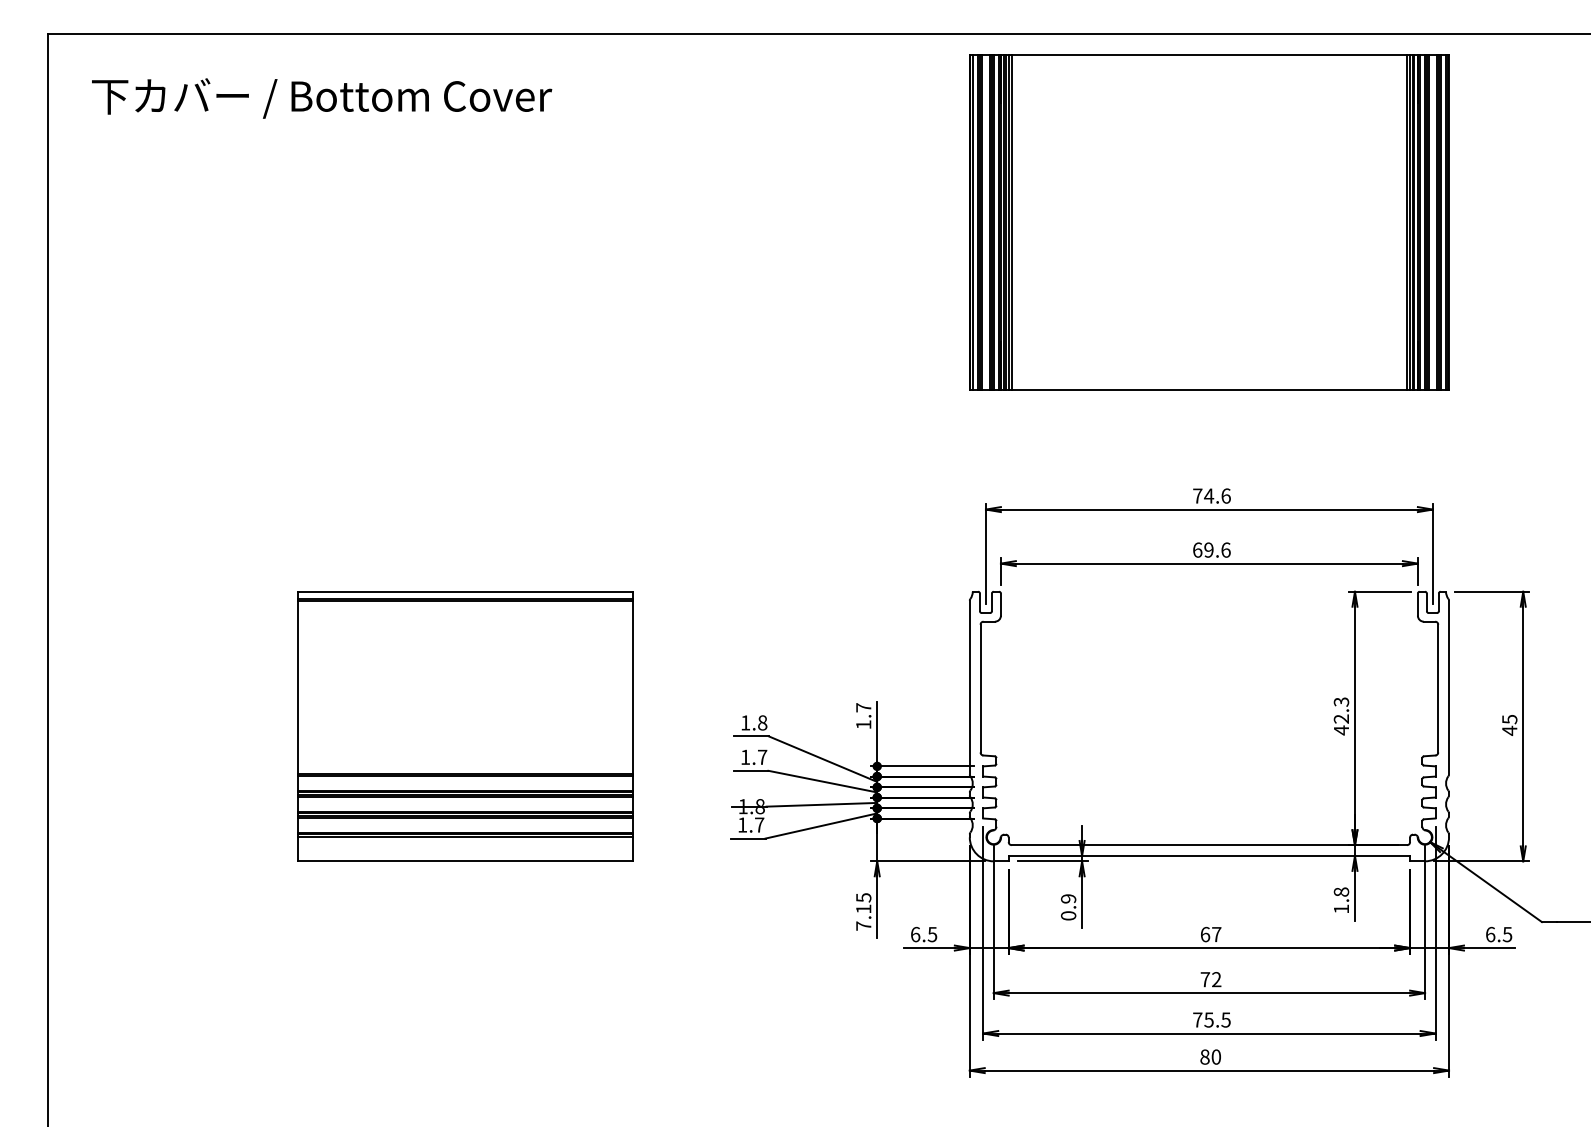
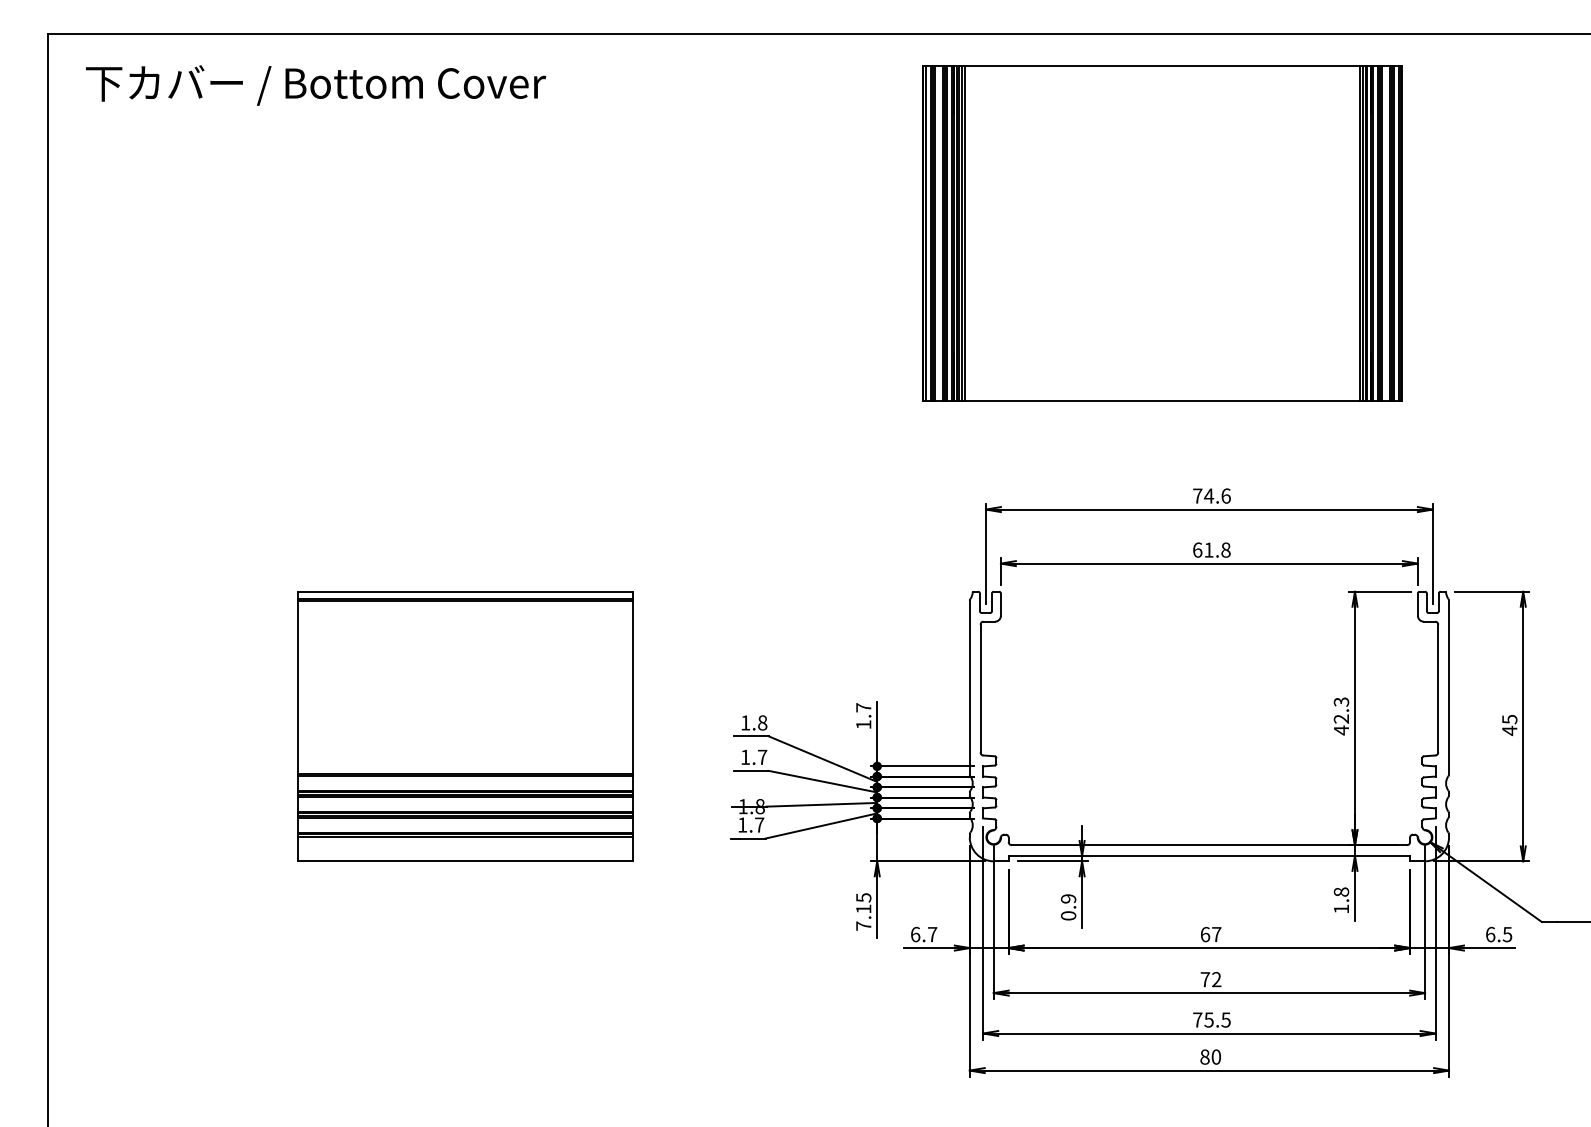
text position: (322, 98) -> (316, 85) (316, 85)
part position: (1209, 222) -> (1162, 233) (1162, 233)
text: 69.6 -> 61.8 (1217, 549)
text: 6.5 -> 6.7 (932, 934)
